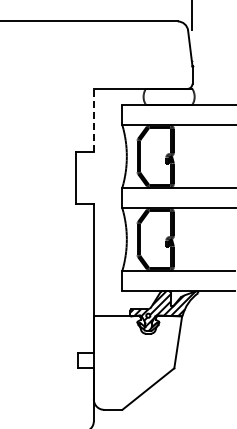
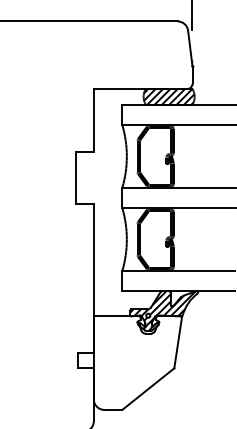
hatch: none -> present (168, 96)
line: dashed -> solid (93, 120)
